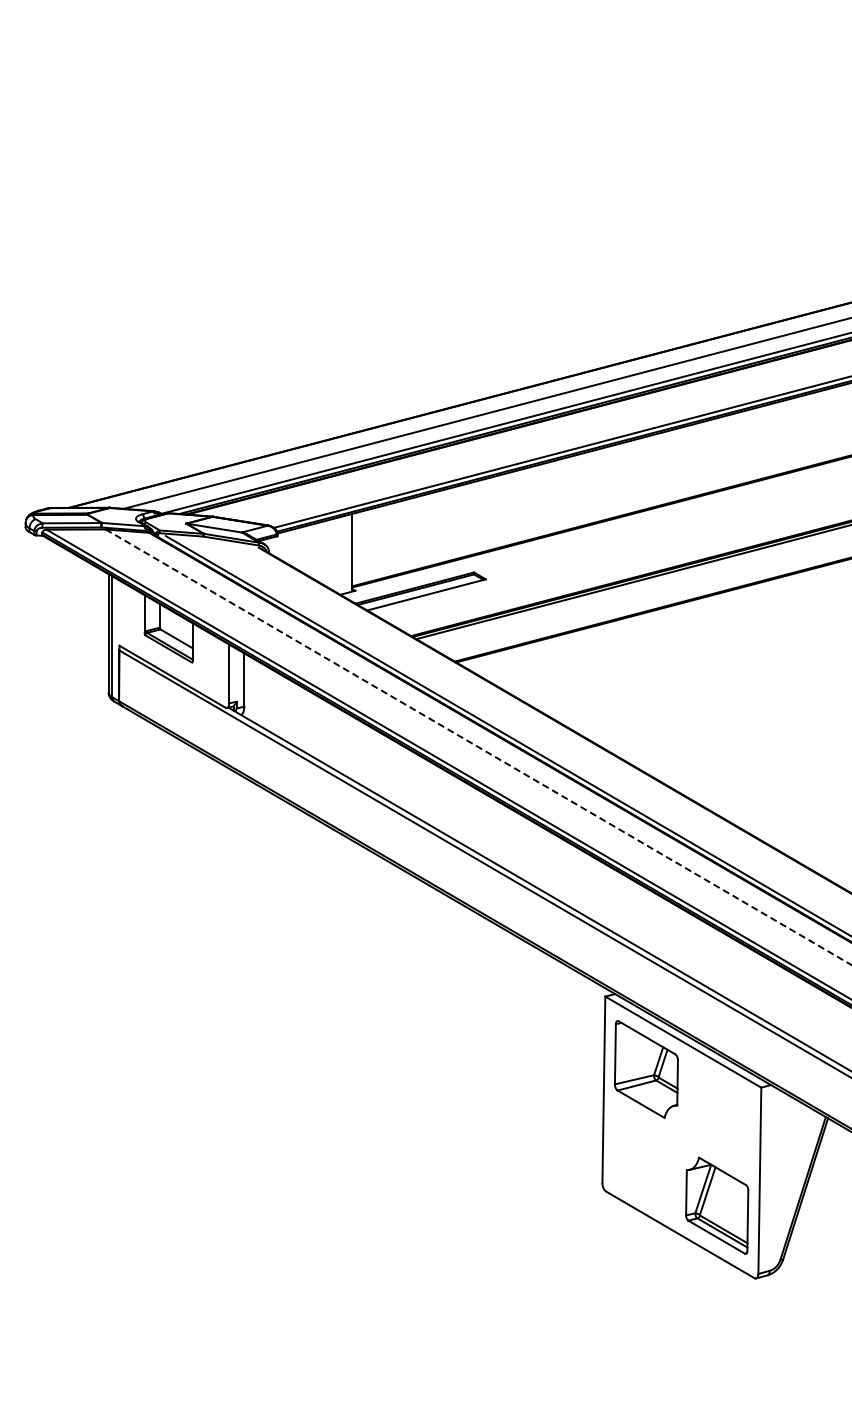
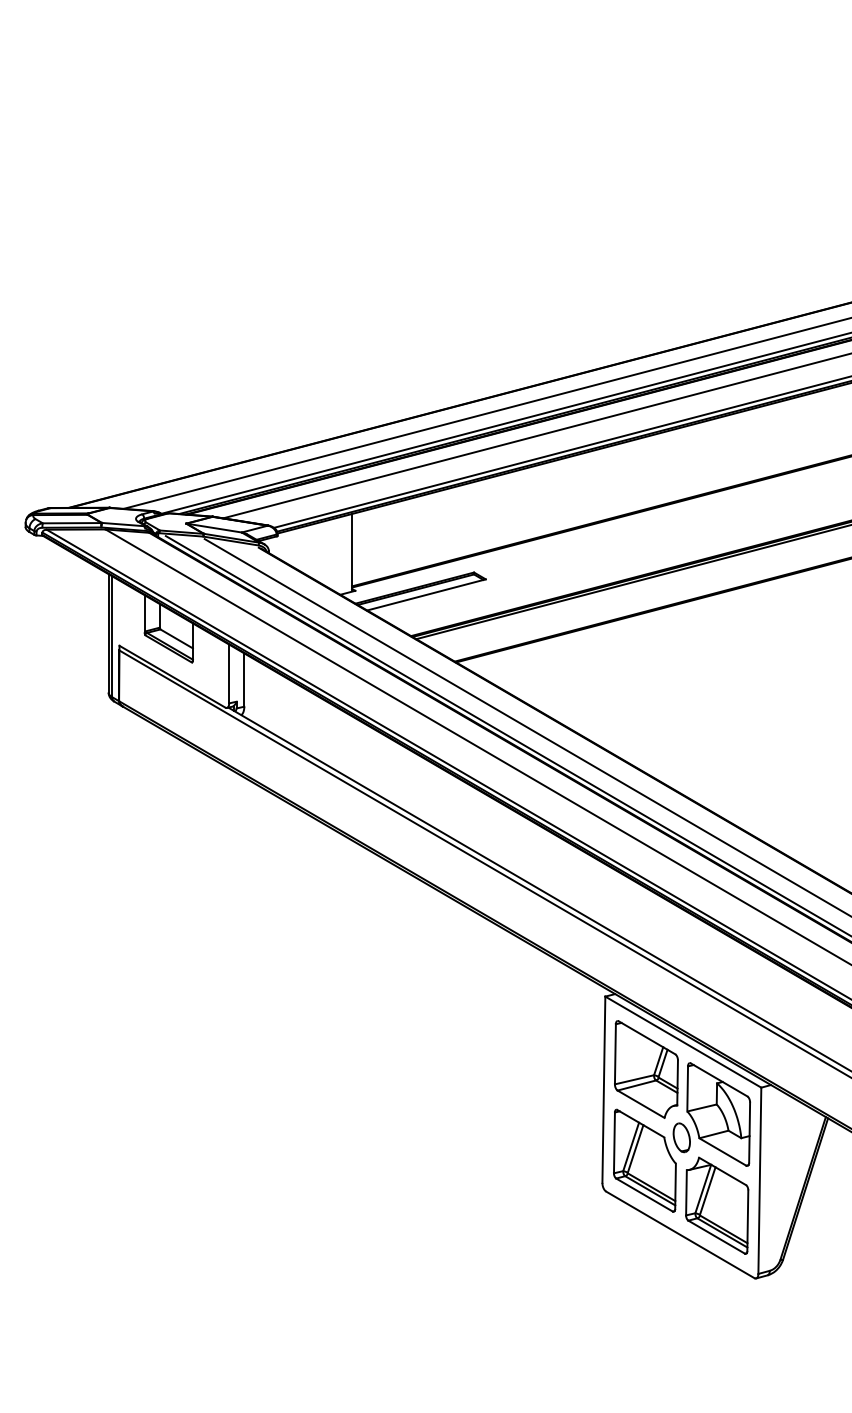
line: none -> present (535, 436)
line: none -> present (526, 726)
line: dashed -> solid (478, 747)
part: none -> present (682, 1137)
